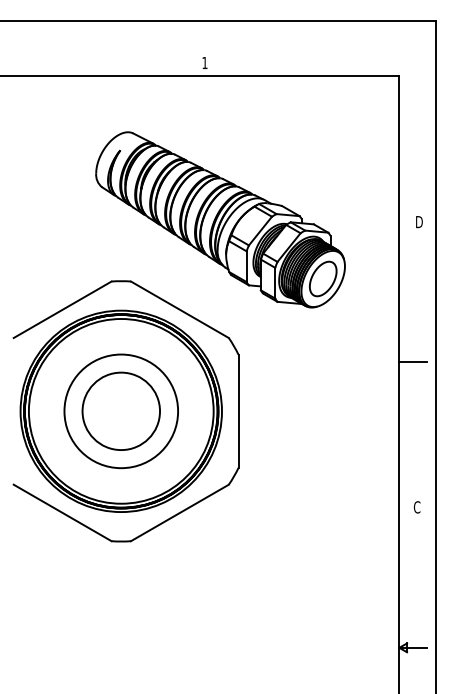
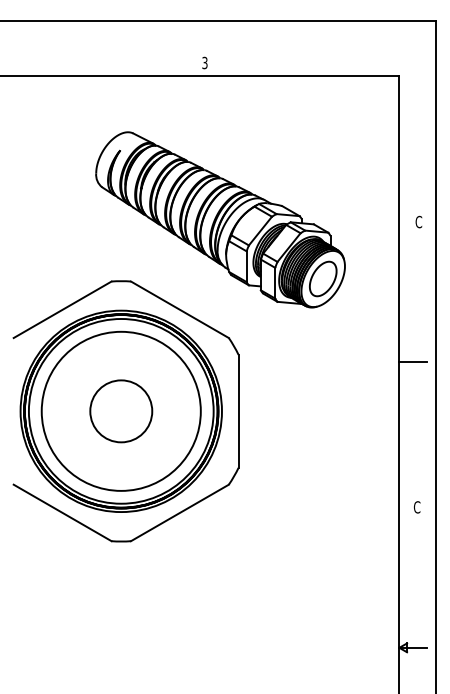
text: 1 -> 3 (204, 62)
text: D -> C (418, 221)
circle diameter: 114 px -> 159 px (120, 410)
circle diameter: 77 px -> 62 px (121, 411)
